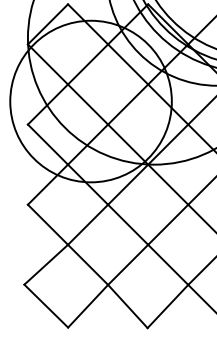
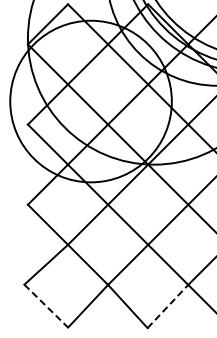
line: solid -> dashed (46, 306)
line: solid -> dashed (167, 306)
